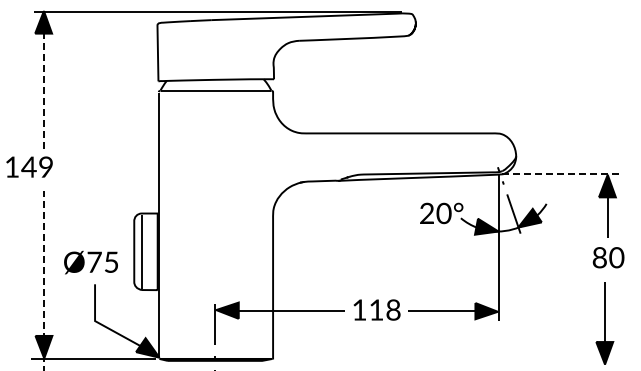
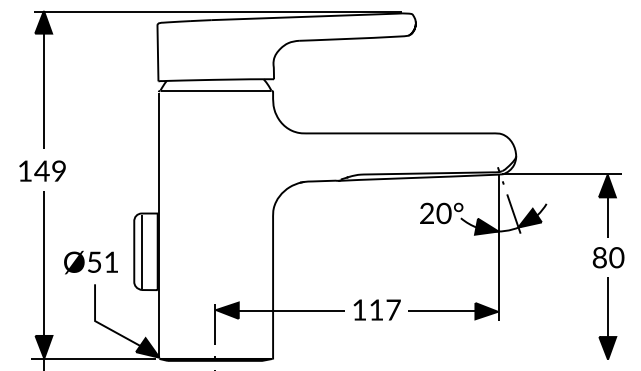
line: dashed -> solid (43, 83)
text position: (29, 166) -> (42, 170) (42, 170)
line: dashed -> solid (561, 174)
text: Ø75 -> Ø51 (102, 261)
line: dashed -> solid (43, 280)
text: 118 -> 117 (393, 309)
part position: (604, 323) -> (607, 318) (607, 318)
